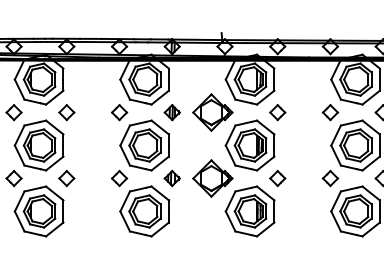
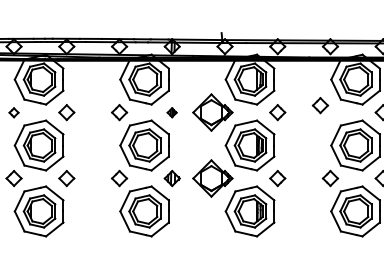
part size: 18x18 px -> 12x12 px (13, 112)
part size: 18x18 px -> 12x12 px (171, 112)
part position: (330, 112) -> (320, 105) (320, 105)
